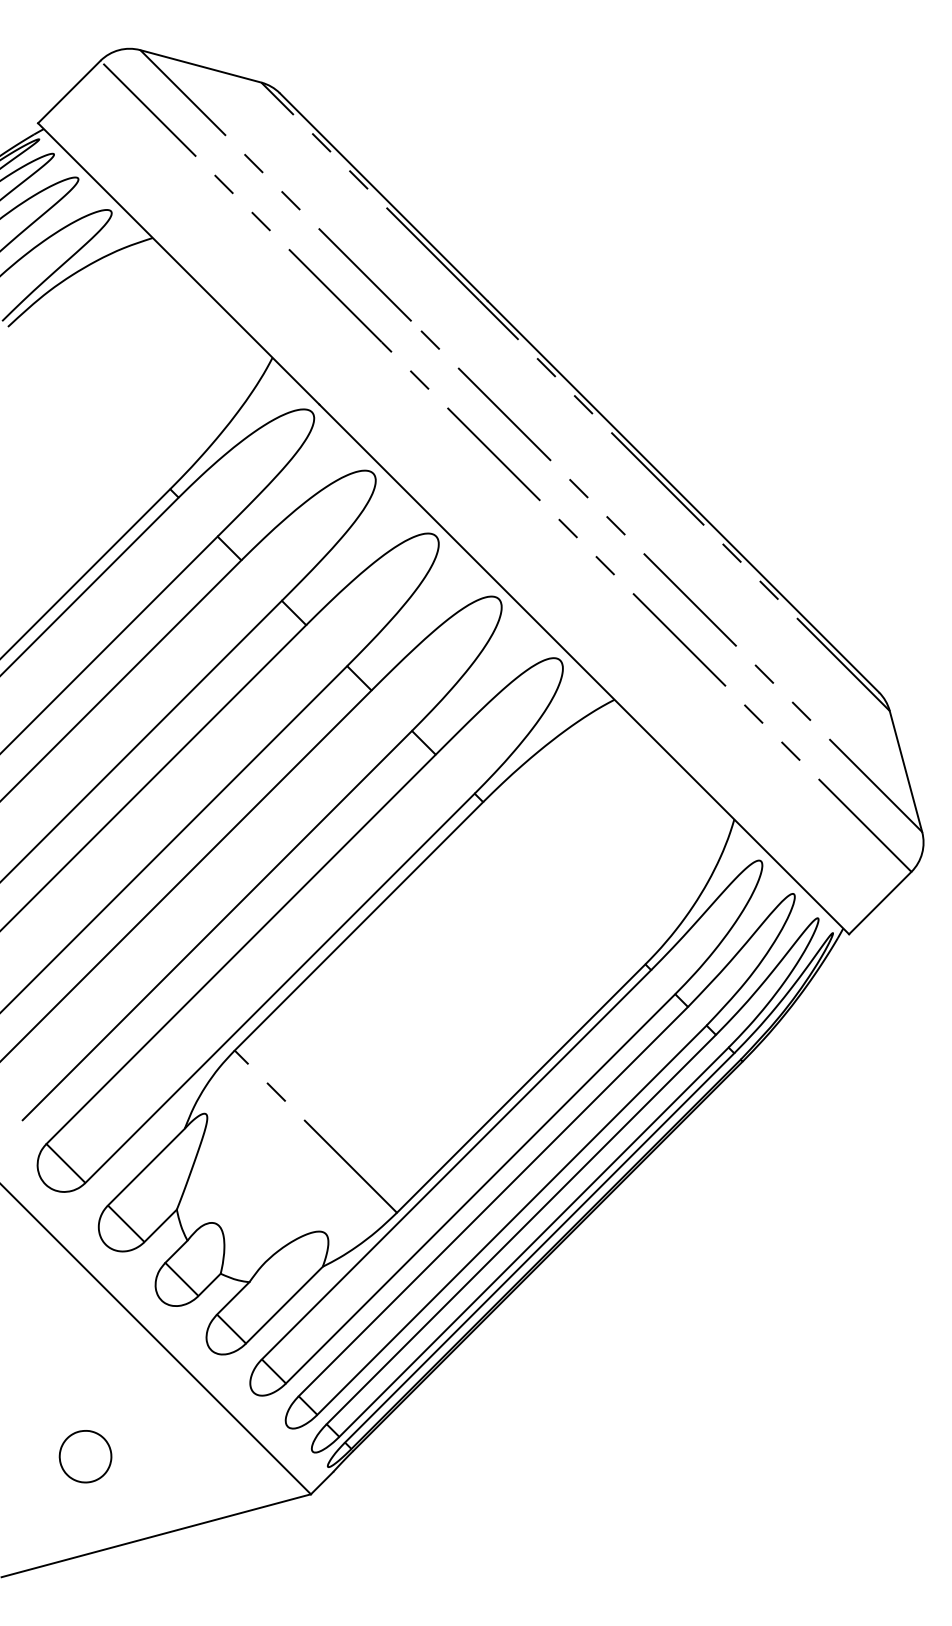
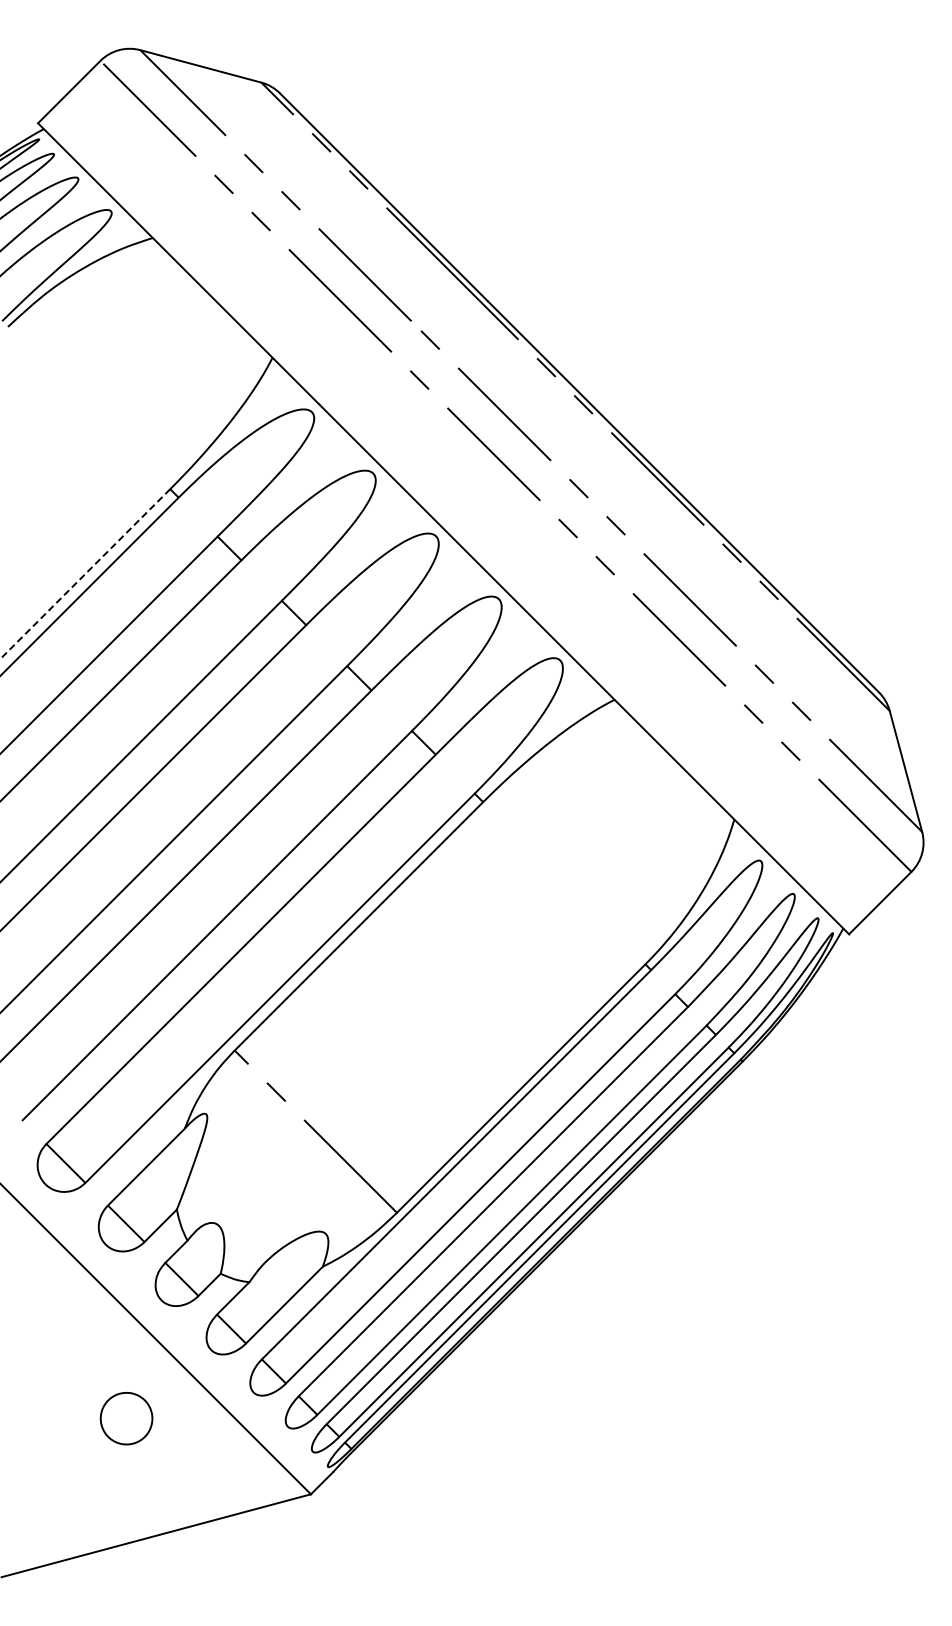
line: solid -> dashed (84, 574)
part position: (85, 1456) -> (126, 1418) (126, 1418)
